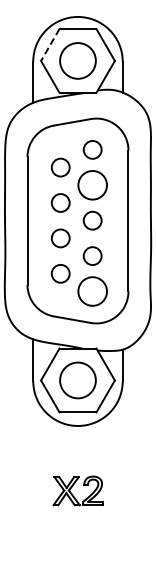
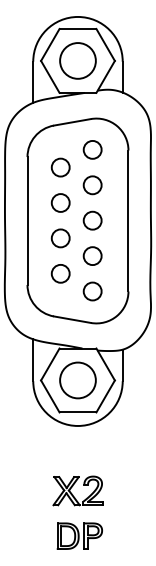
line: dashed -> solid (50, 45)
circle diameter: 29 px -> 18 px (92, 185)
circle diameter: 29 px -> 18 px (92, 291)
part: none -> present (79, 535)
